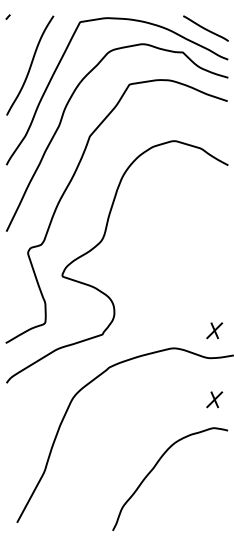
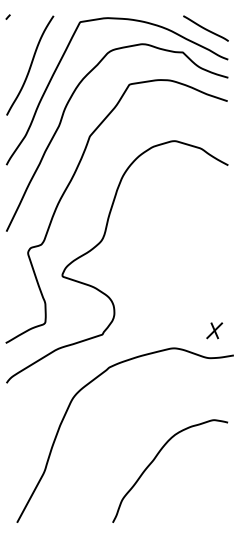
part: present -> none (214, 399)
curve position: (155, 467) -> (155, 459) (155, 459)
